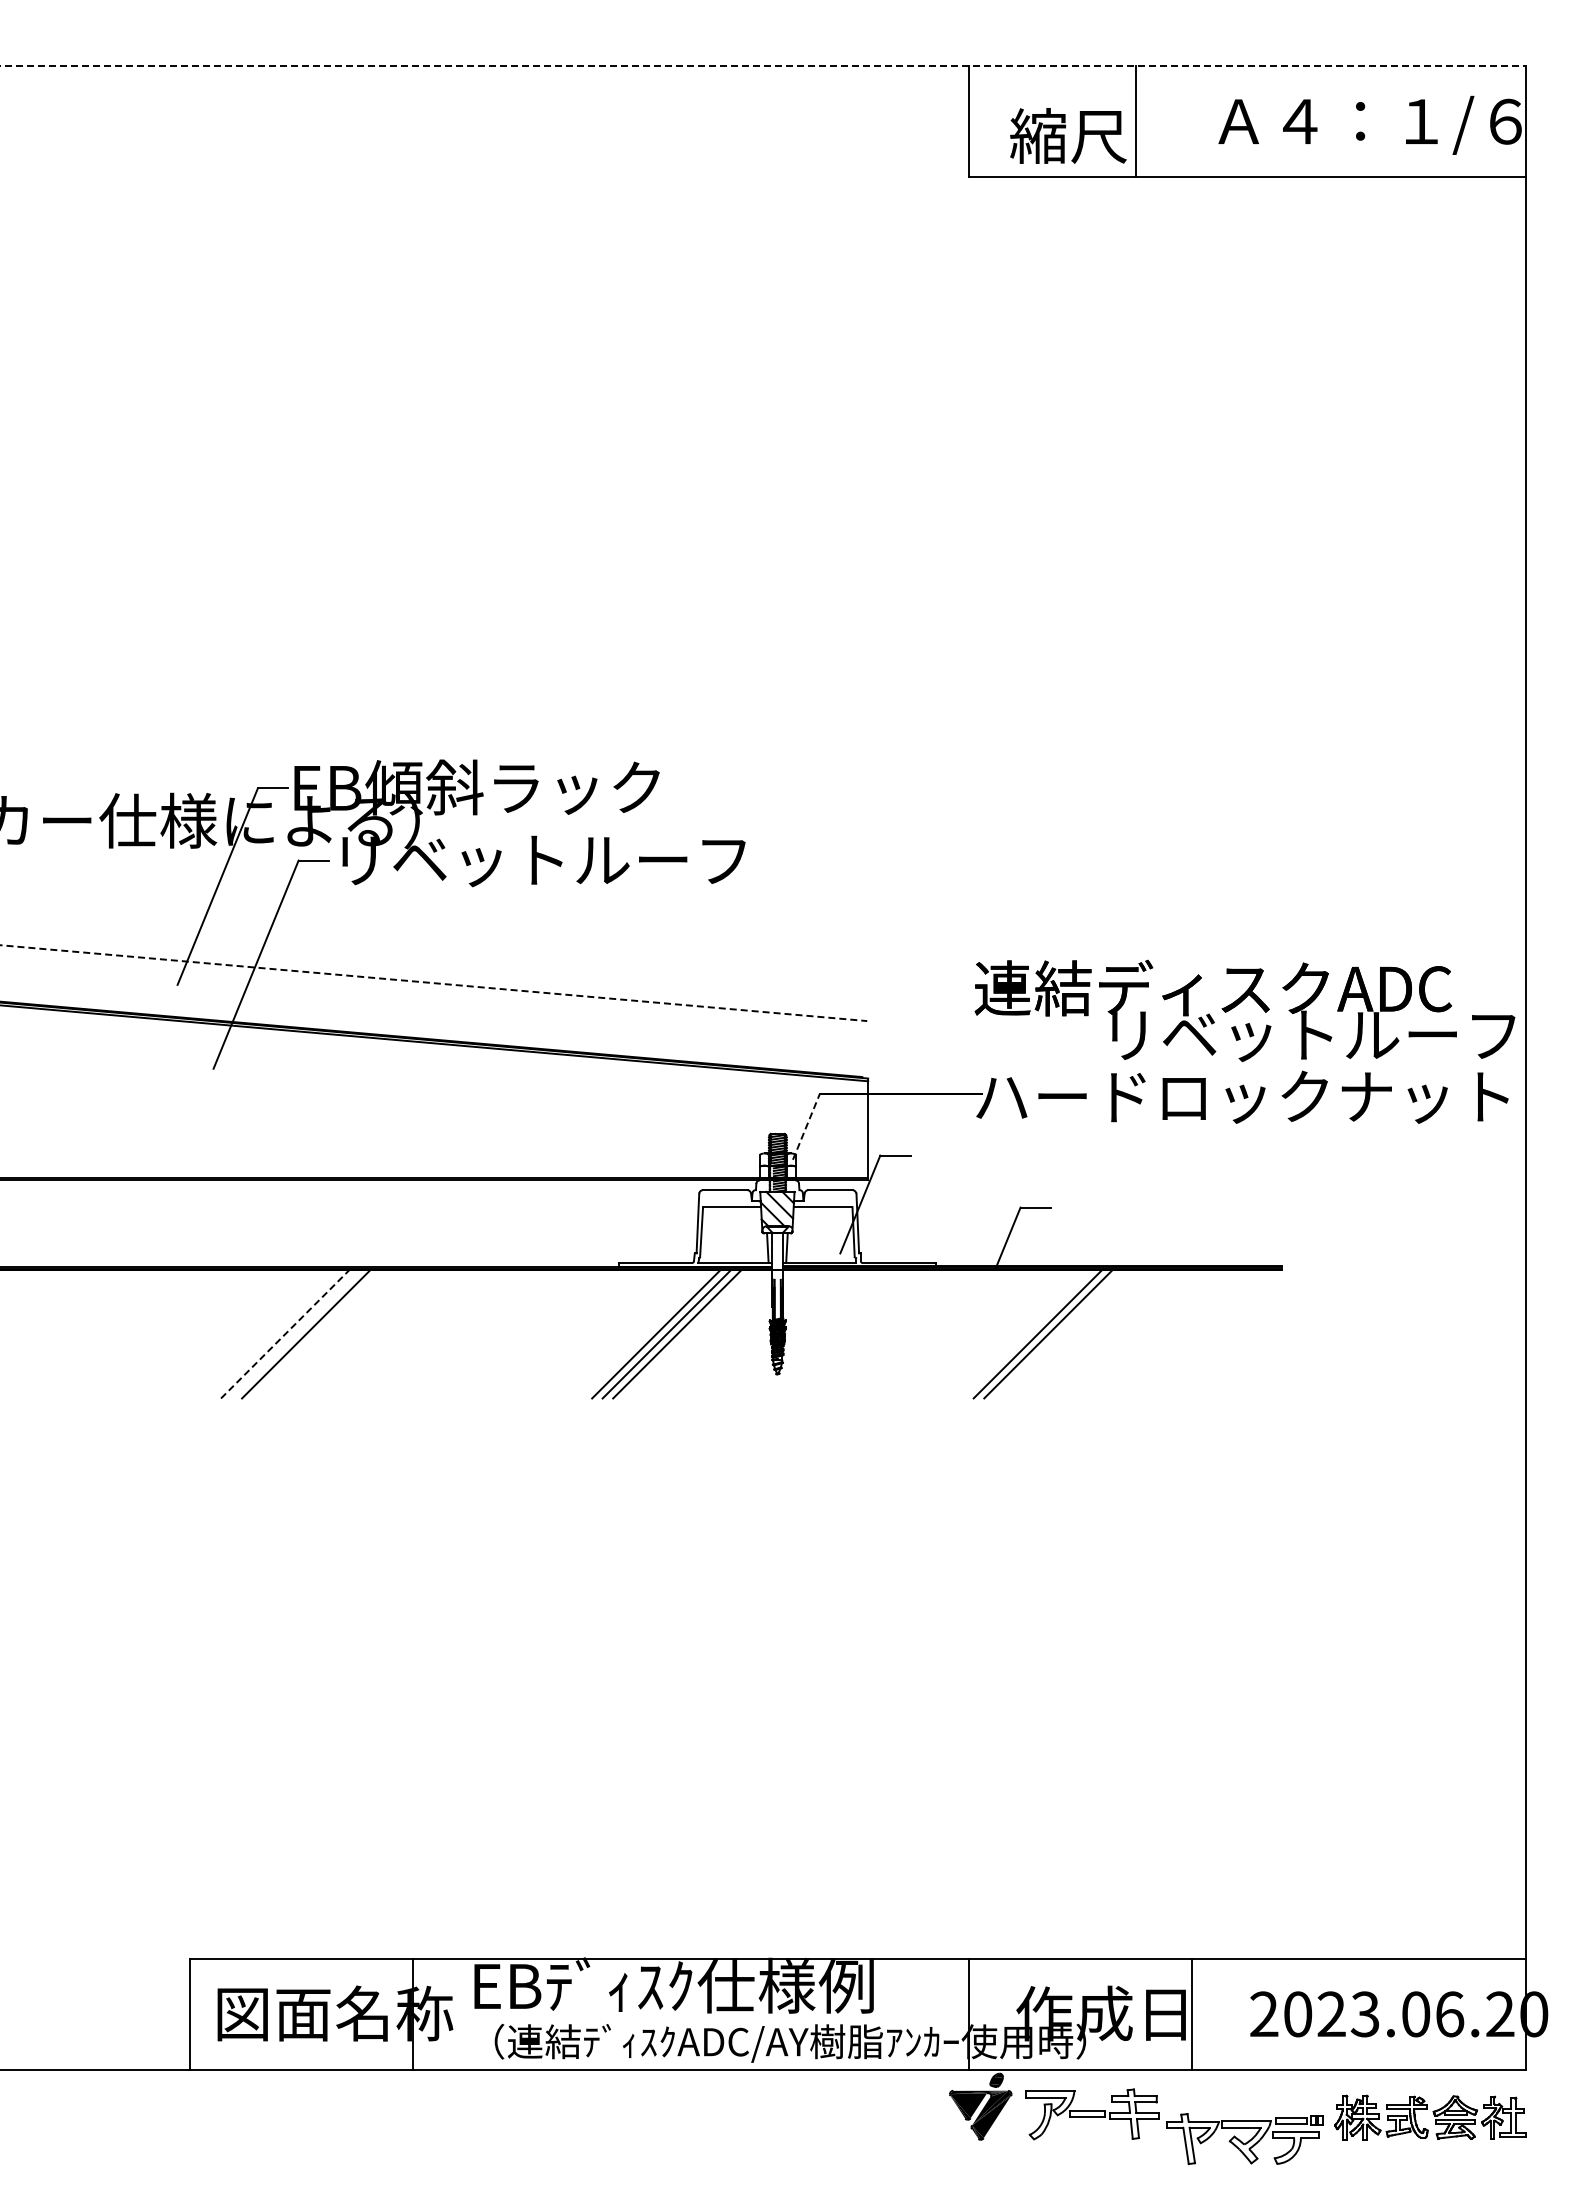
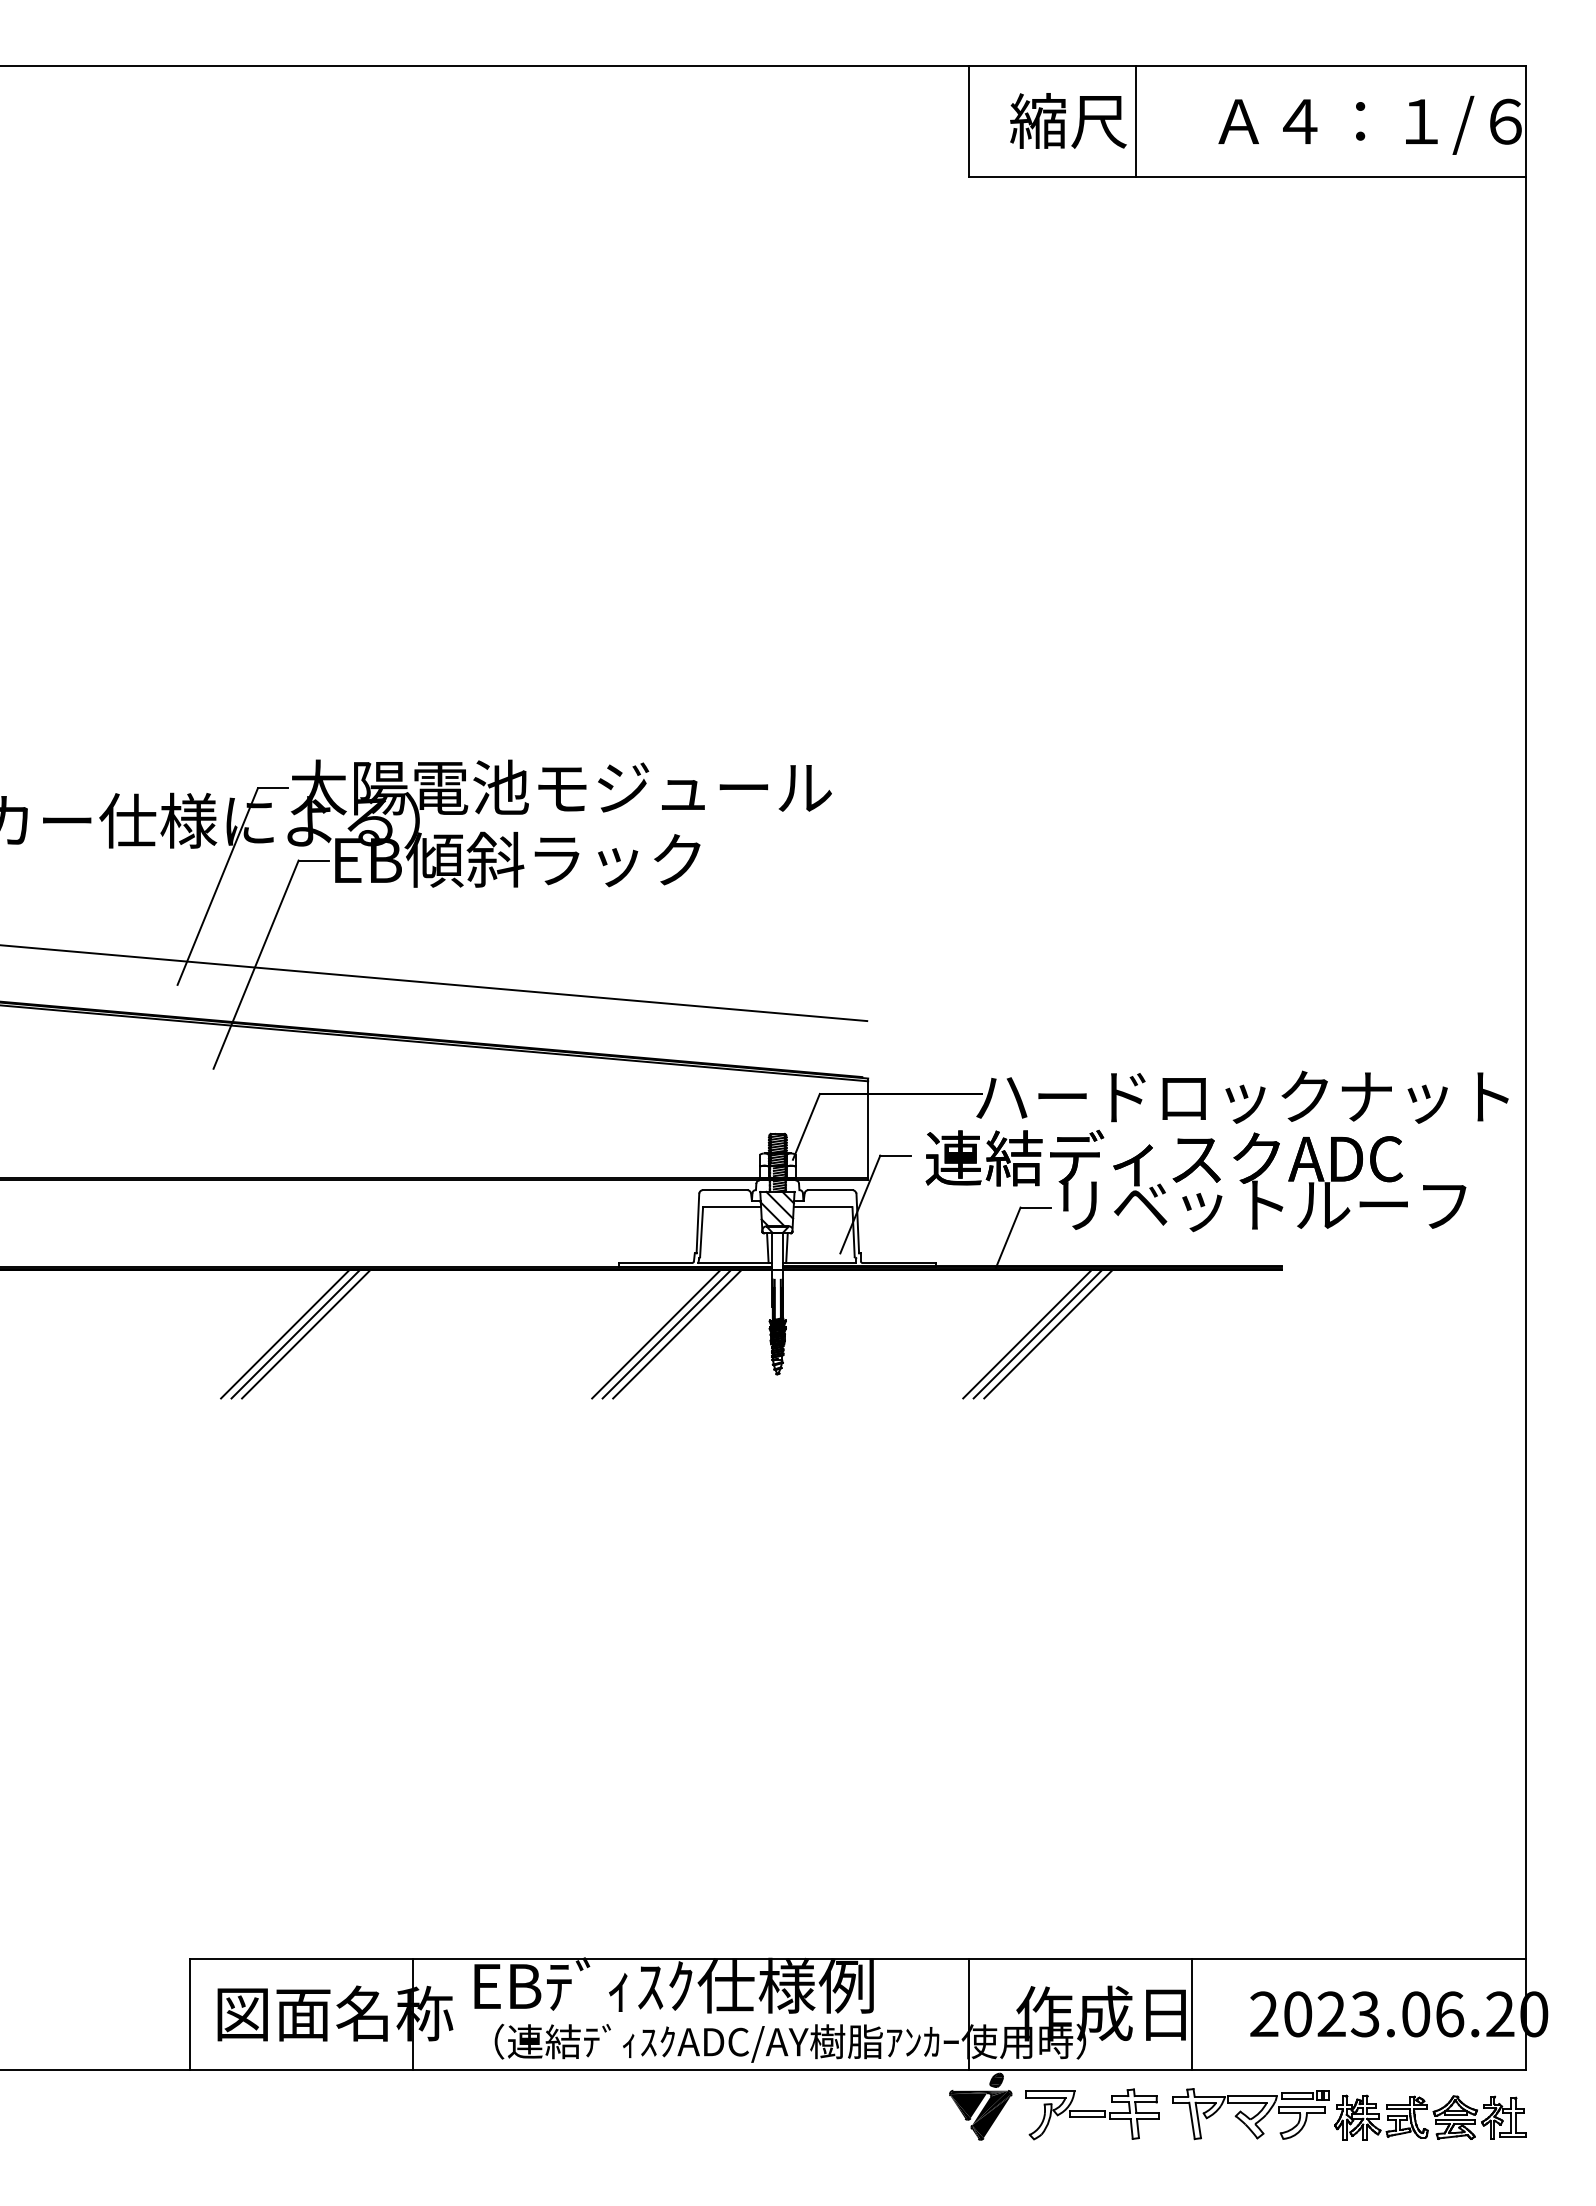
line: dashed -> solid (763, 66)
text position: (1068, 135) -> (1068, 120) (1068, 120)
text: EB傾斜ラック -> 太陽電池モジュール (560, 787)
text: リベットルーフ -> EB傾斜ラック (540, 859)
line: dashed -> solid (433, 983)
text position: (1244, 1010) -> (1195, 1180) (1195, 1180)
line: dashed -> solid (806, 1126)
line: dashed -> solid (285, 1334)
line: none -> present (295, 1334)
line: none -> present (1027, 1334)
part position: (1244, 2139) -> (1250, 2114) (1250, 2114)
